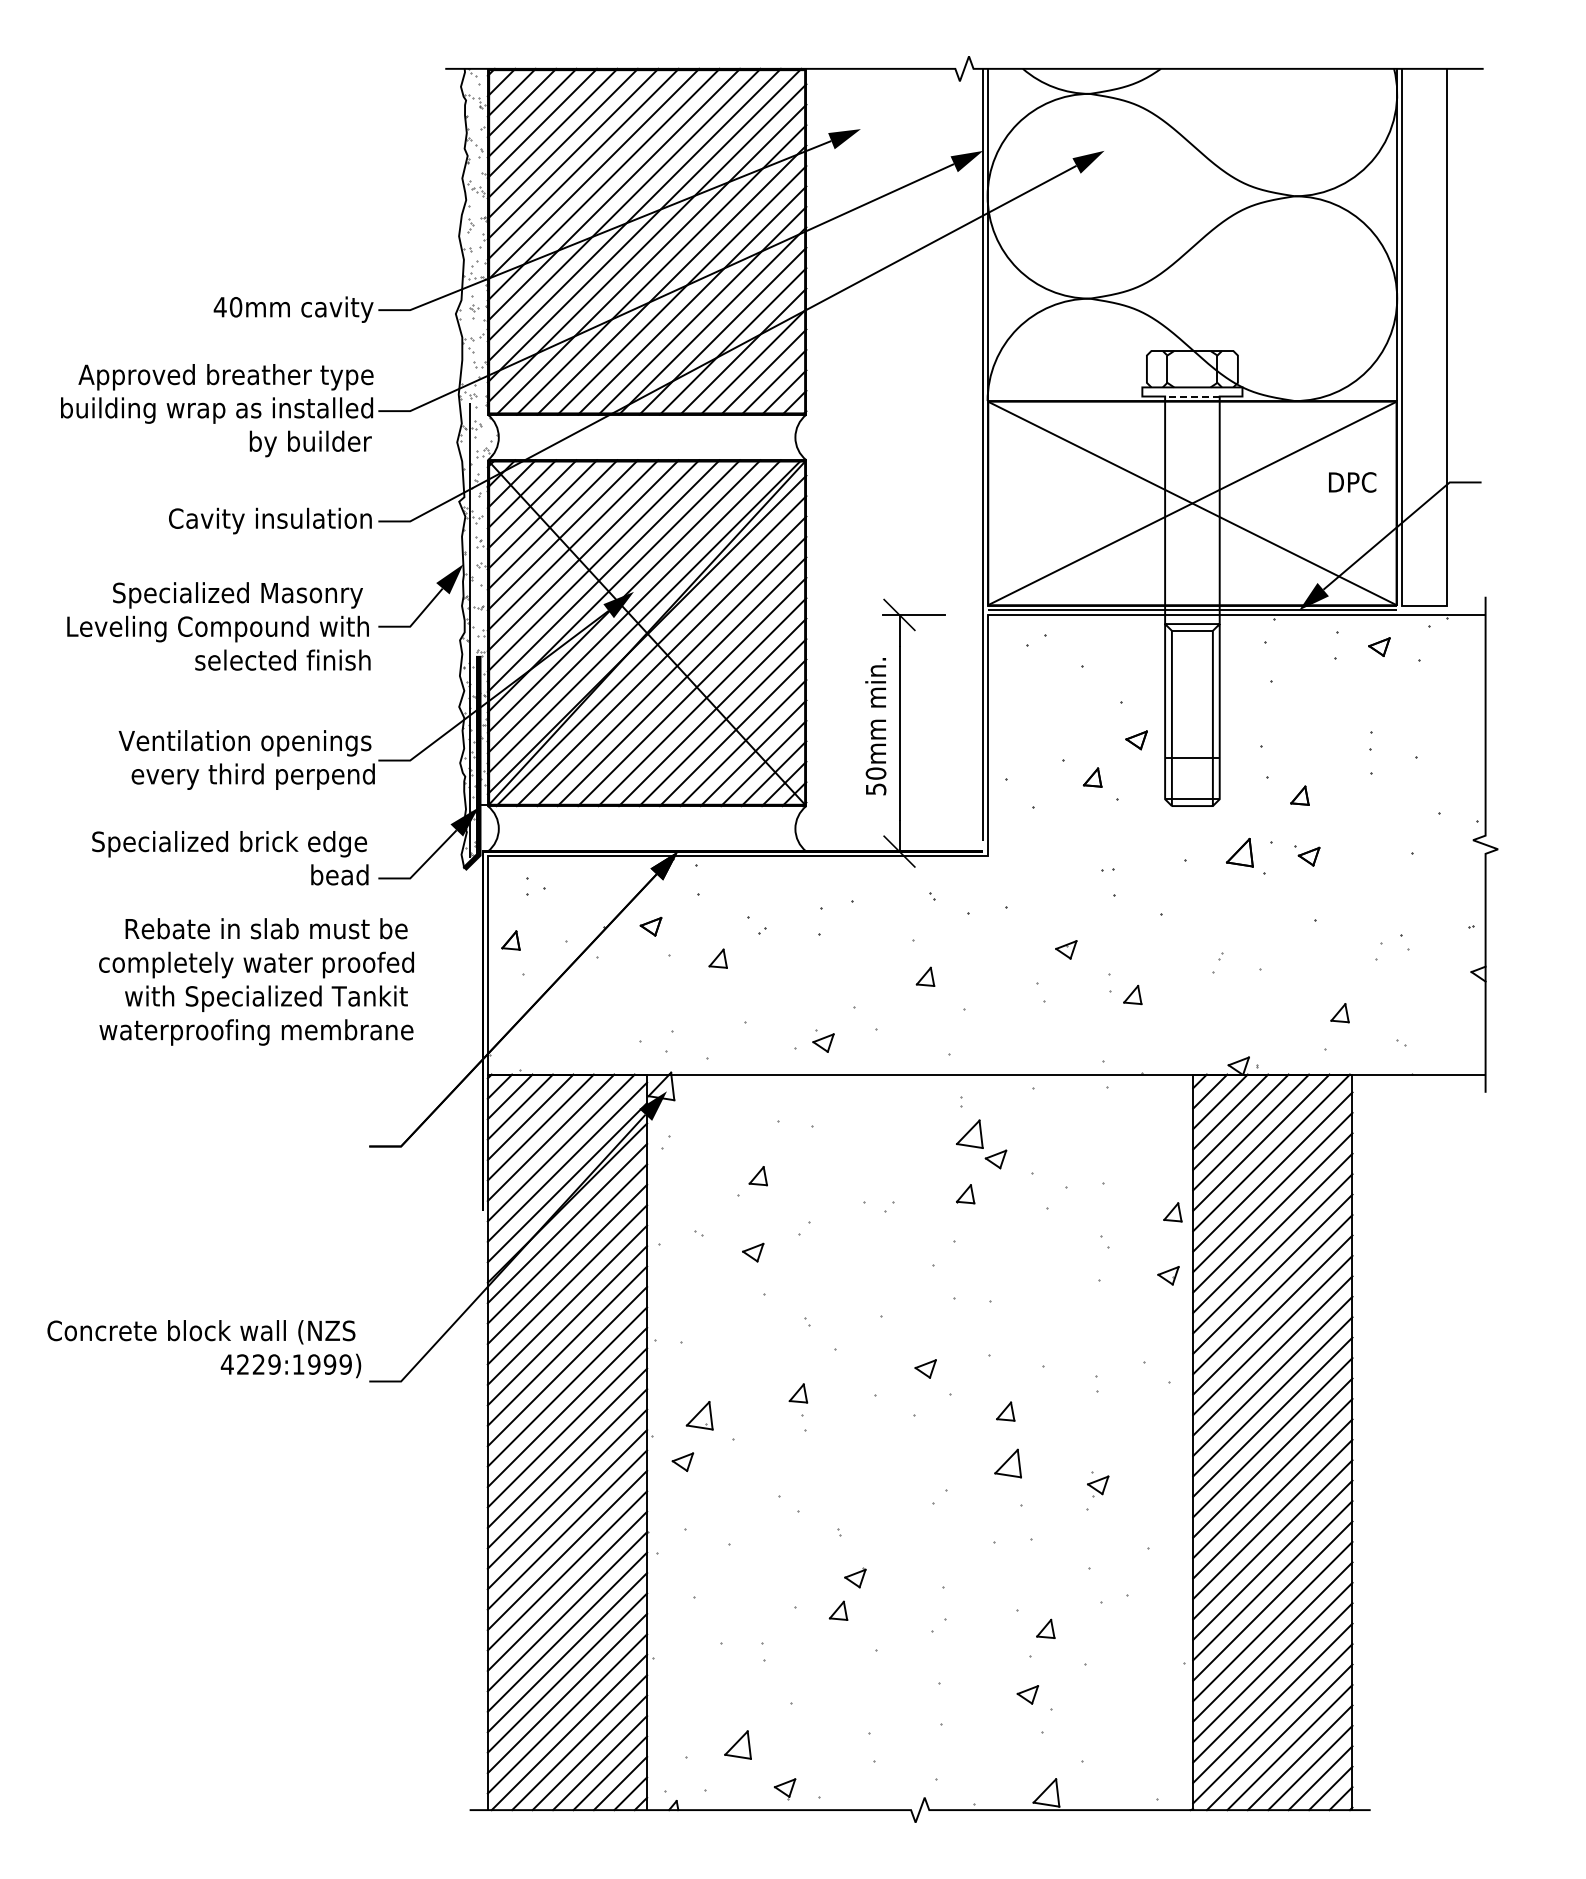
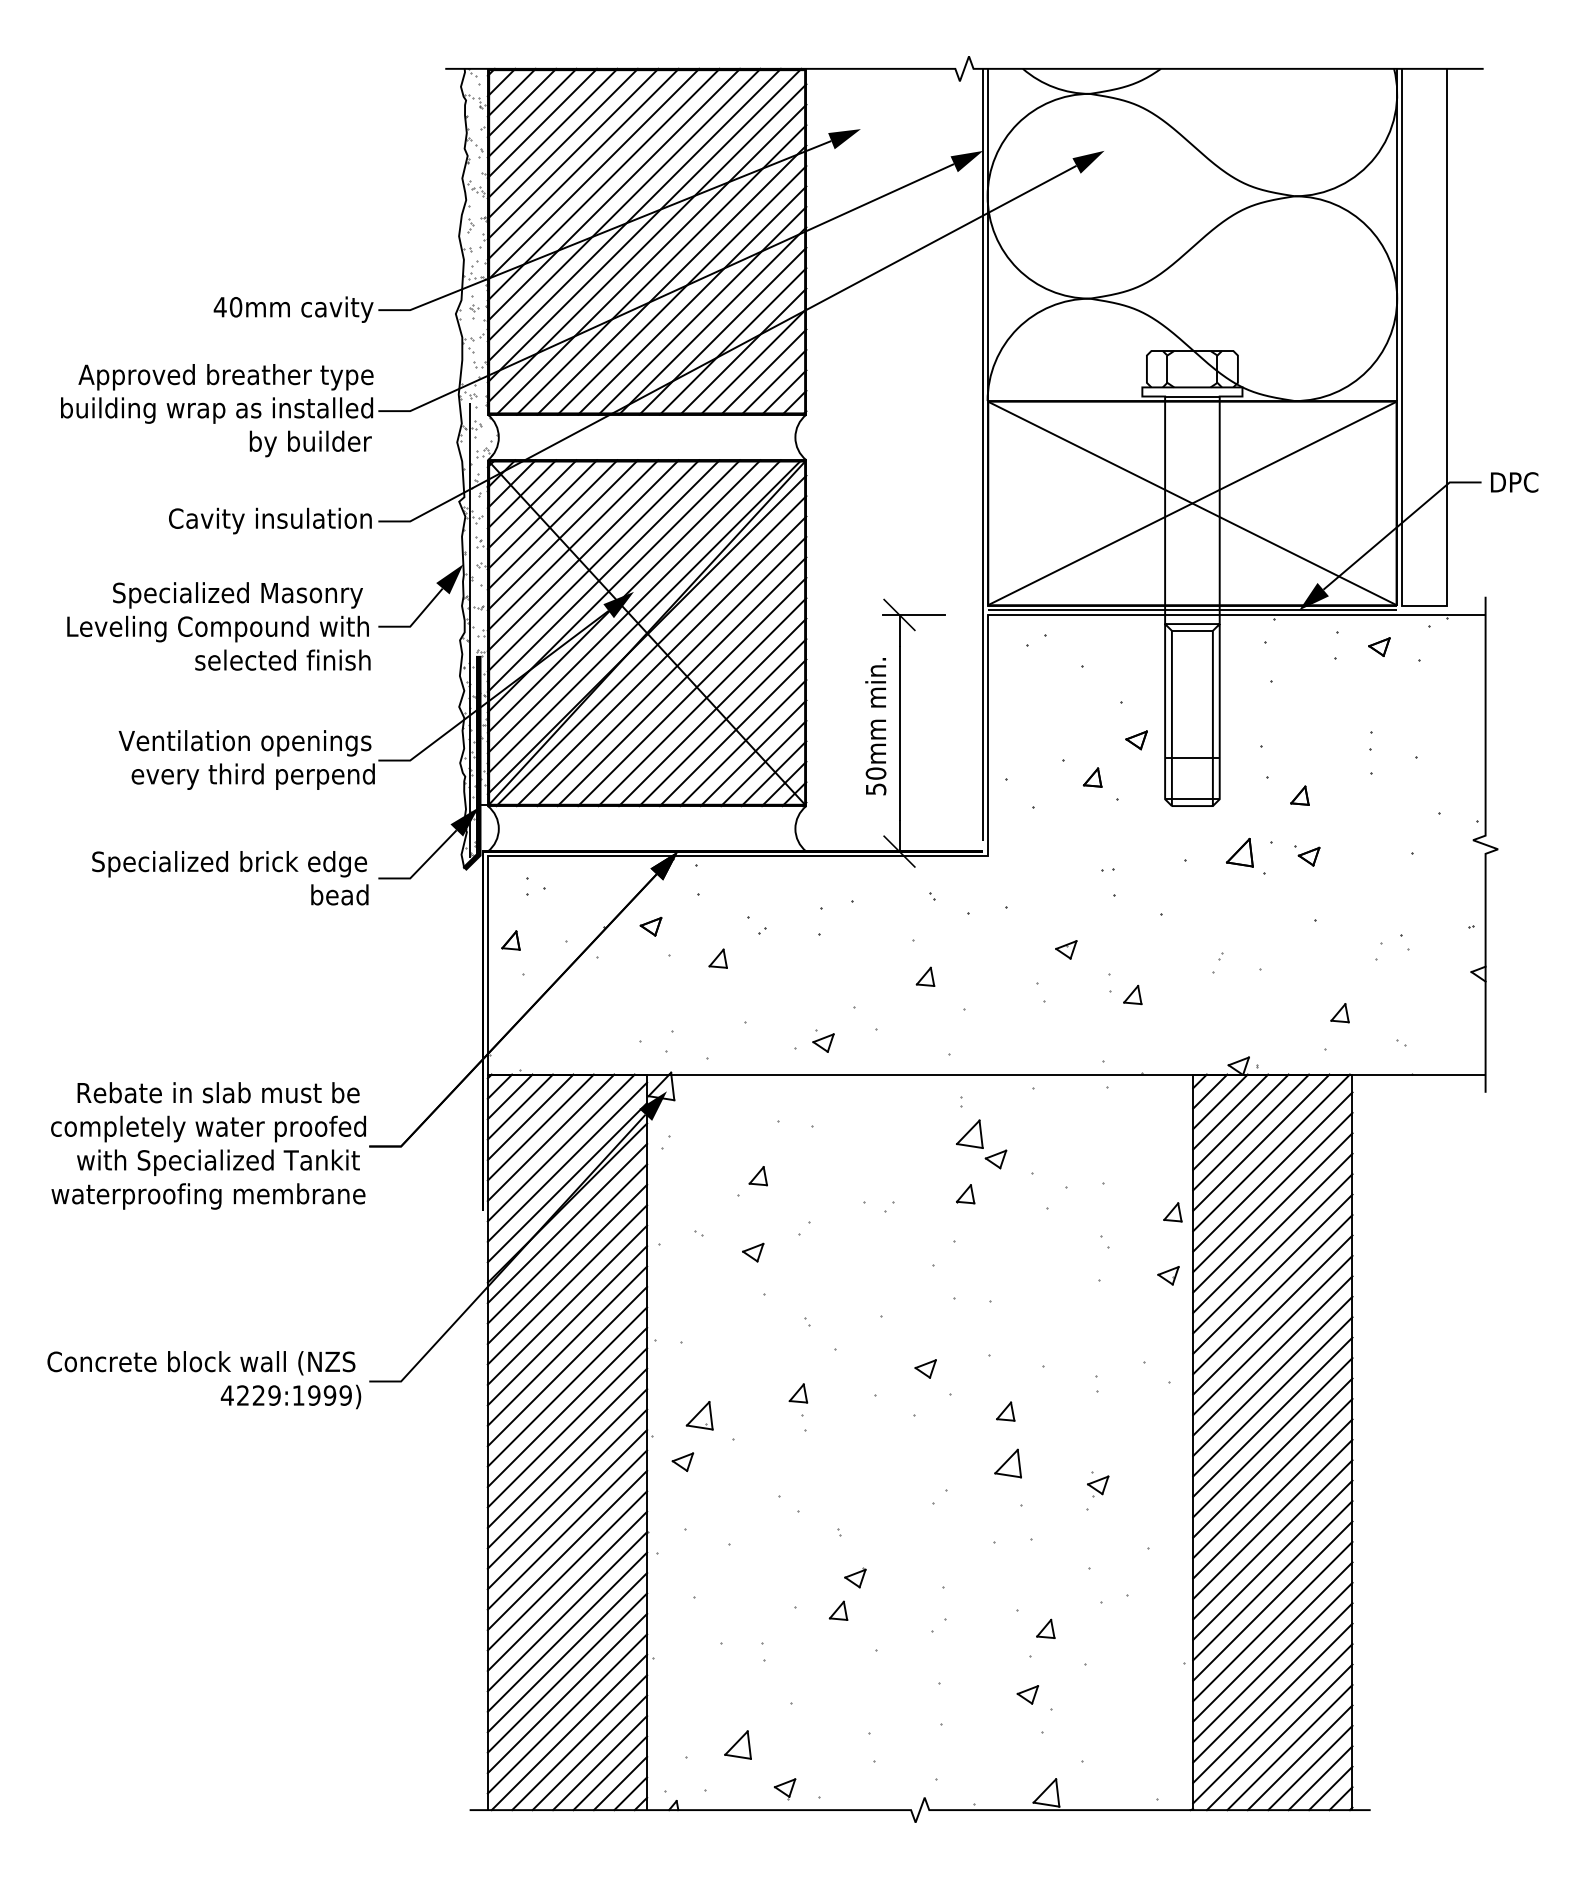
line: dashed -> solid (1191, 396)
text position: (1352, 482) -> (1514, 482) (1514, 482)
text position: (230, 858) -> (230, 878) (230, 878)
text position: (256, 981) -> (208, 1145) (208, 1145)
text position: (204, 1349) -> (204, 1380) (204, 1380)
